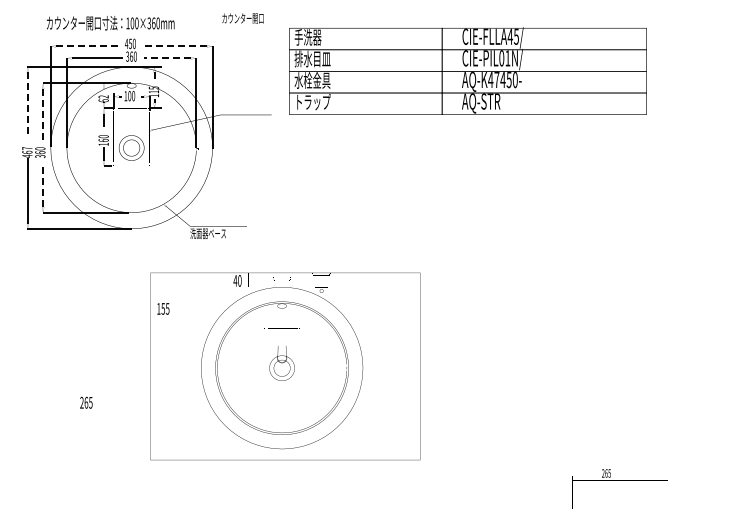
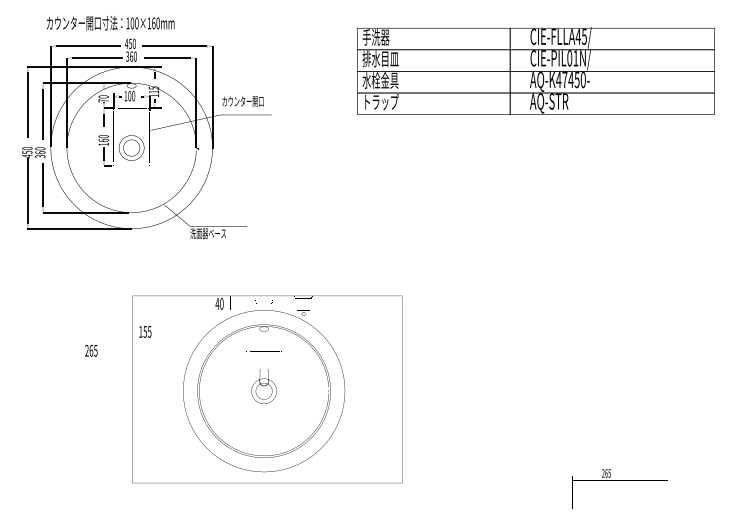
text position: (242, 18) -> (242, 101) (242, 101)
text: 100×360mm -> 100×160mm (149, 23)
line: dashed -> solid (88, 46)
line: dashed -> solid (174, 46)
line: dashed -> solid (167, 58)
text position: (467, 70) -> (535, 70) (535, 70)
text: 62 -> 70 (103, 98)
line: dashed -> solid (27, 105)
line: dashed -> solid (43, 114)
text: 467 -> 450 (27, 150)
line: dashed -> solid (43, 184)
text position: (285, 366) -> (267, 389) (267, 389)
text position: (86, 402) -> (91, 350) (91, 350)
